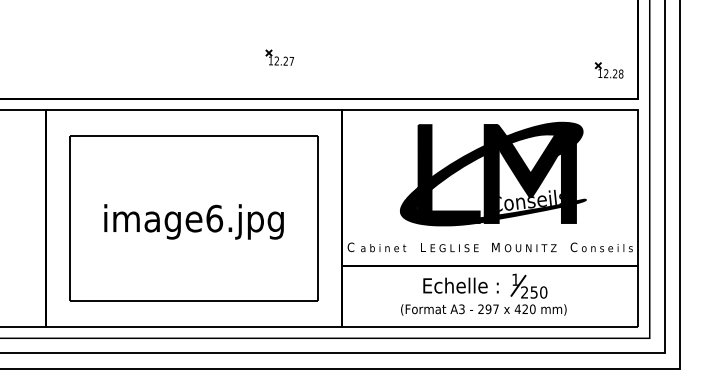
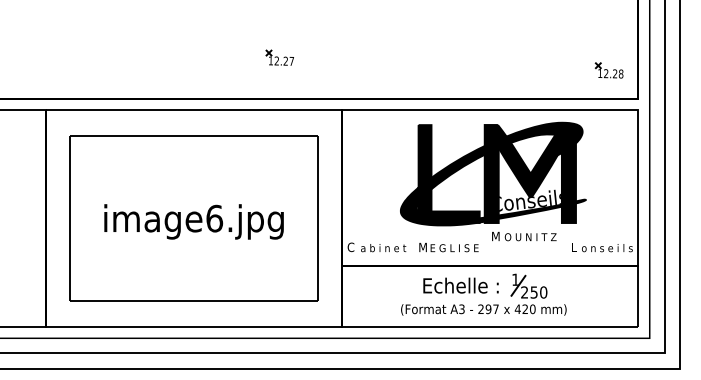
text: L -> M (422, 247)
text position: (524, 247) -> (524, 236) (524, 236)
text: C -> L (573, 247)
